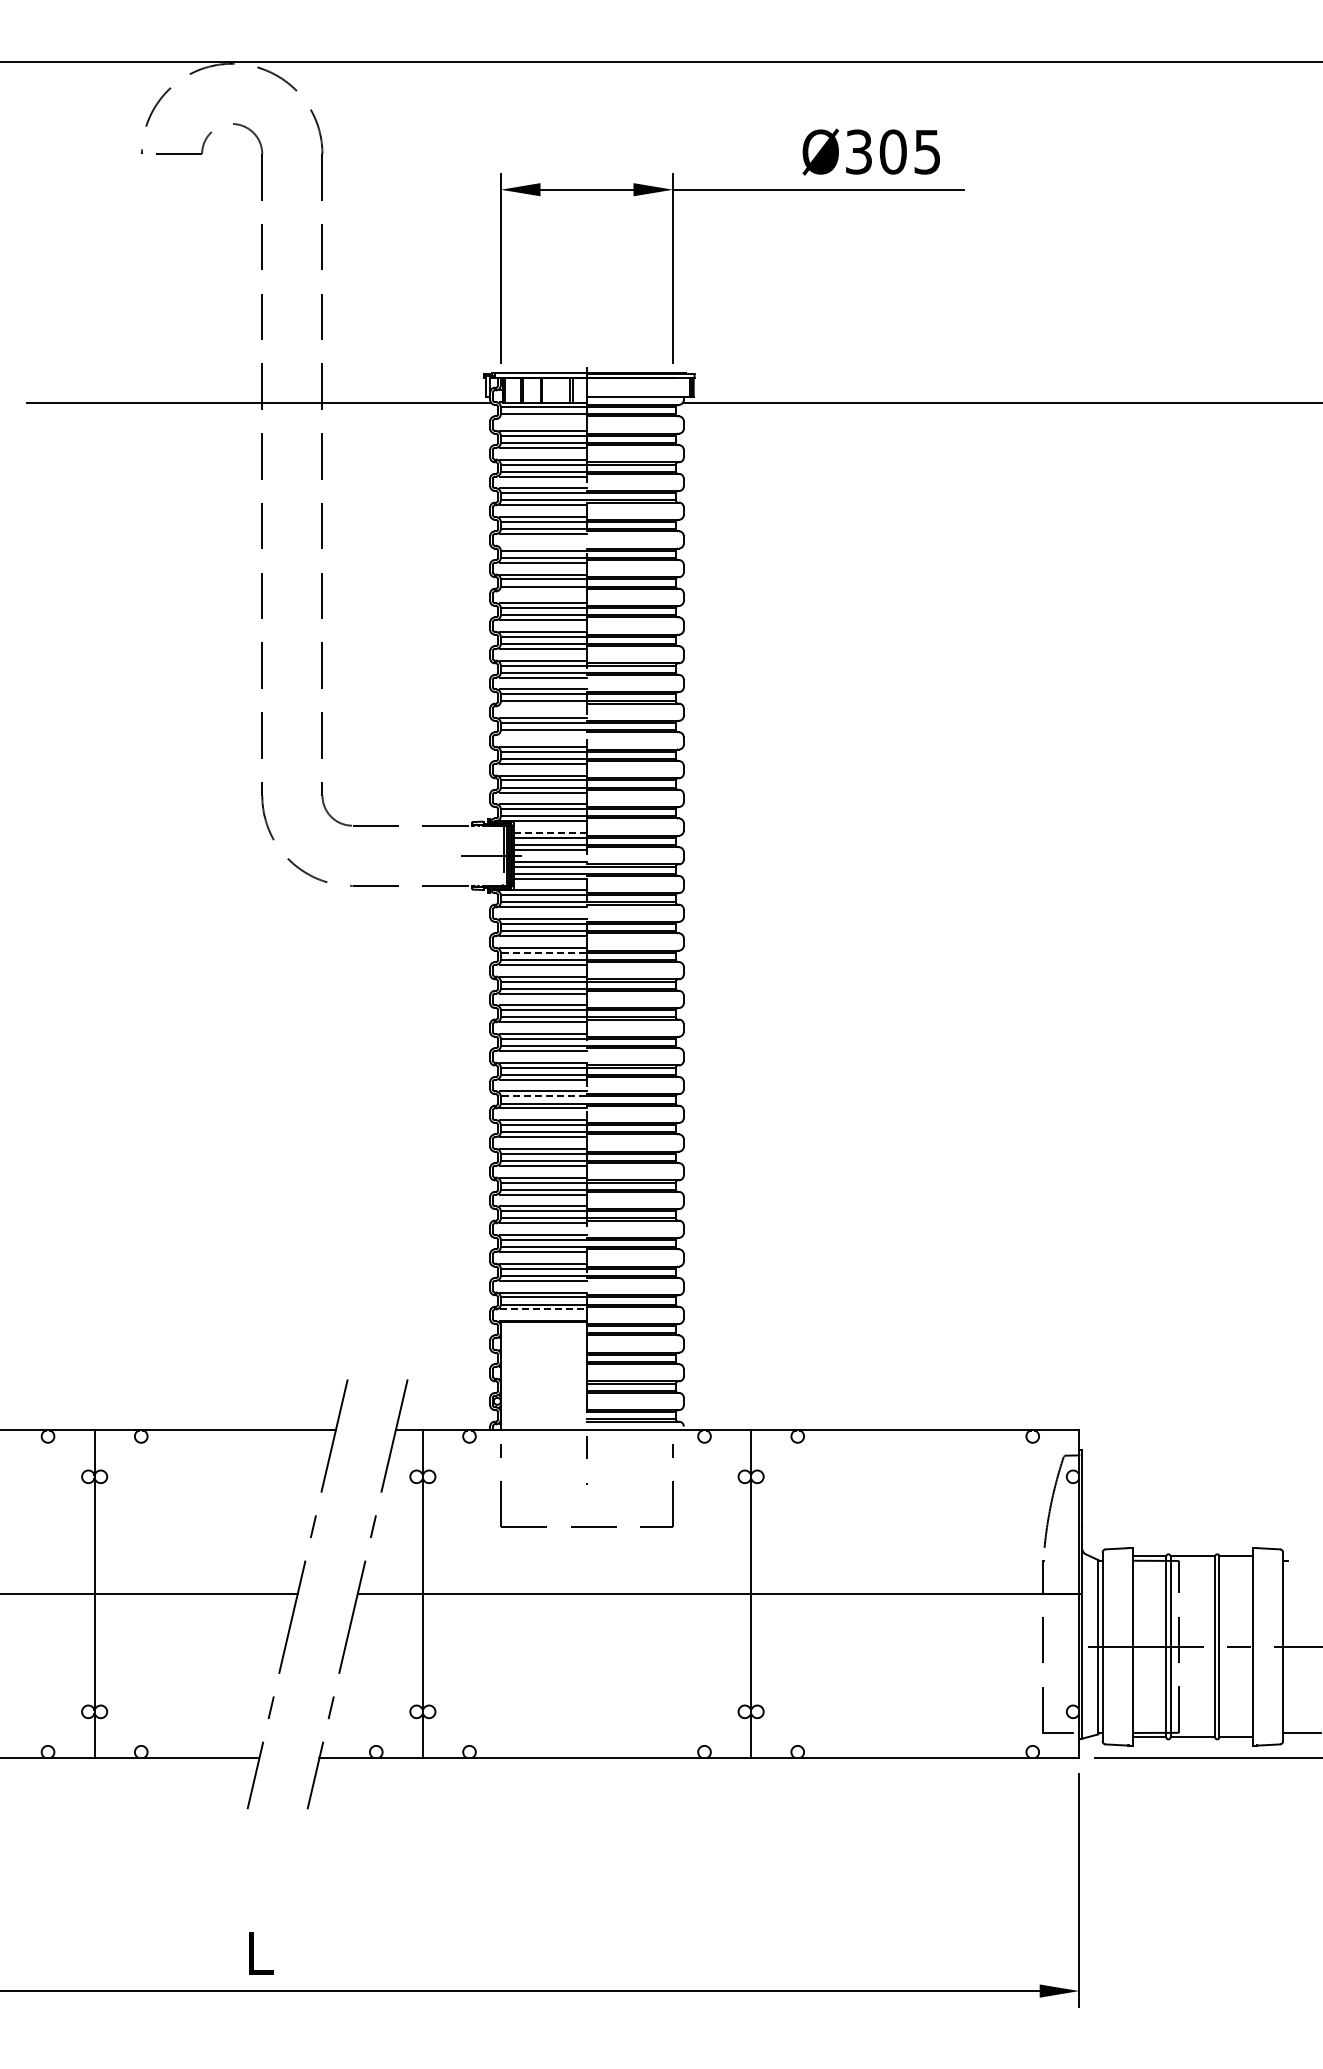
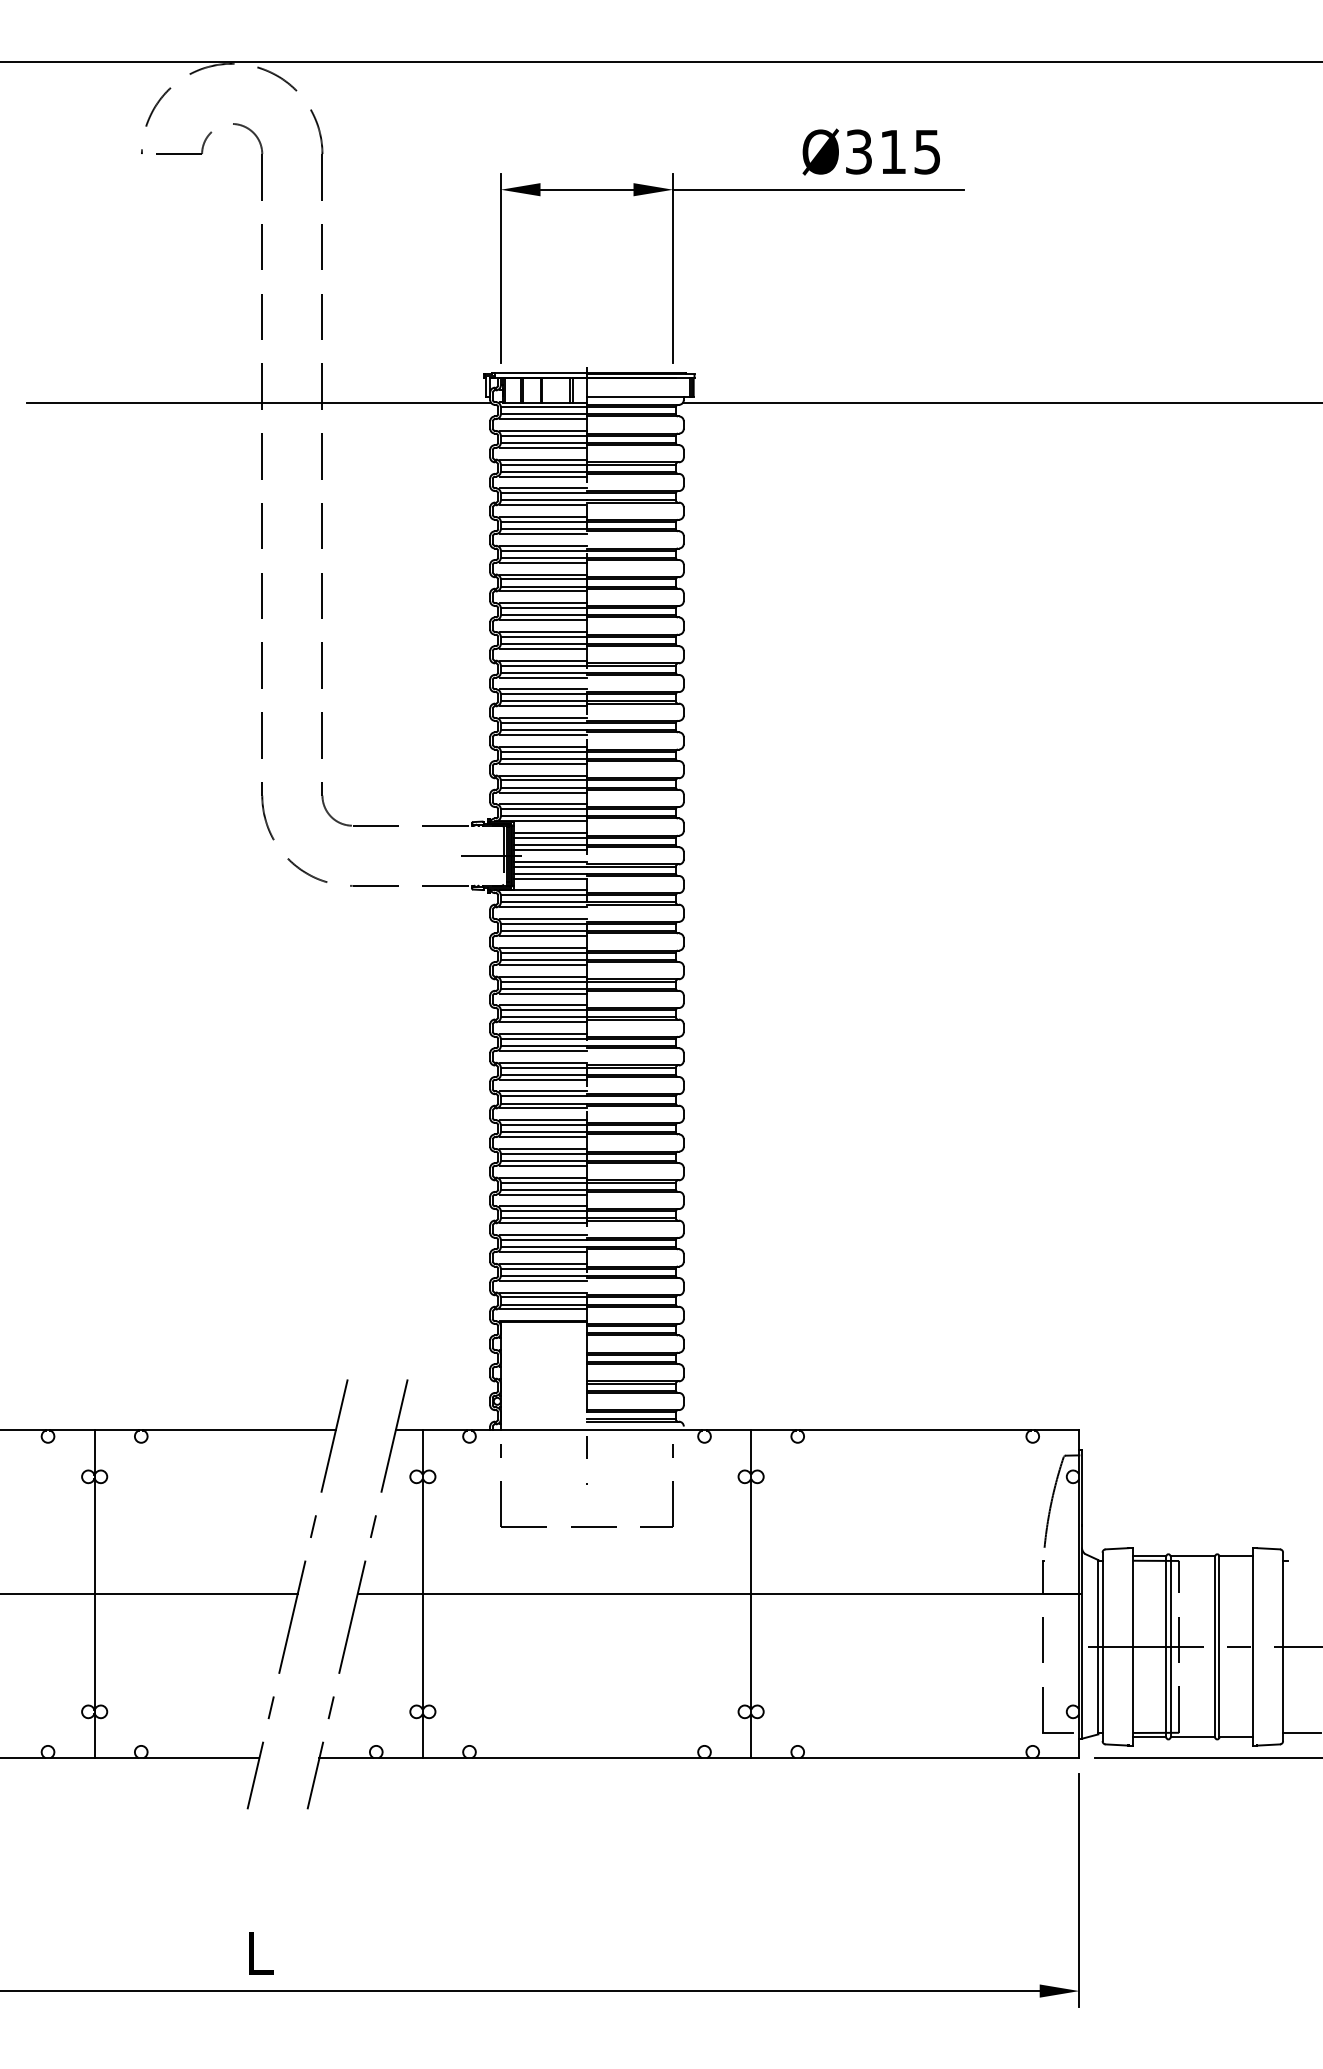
text: Ø305 -> Ø315 (892, 151)
line: none -> present (543, 419)
line: none -> present (543, 545)
line: none -> present (543, 591)
line: none -> present (543, 706)
line: none -> present (543, 735)
line: dashed -> solid (551, 832)
line: dashed -> solid (545, 952)
line: dashed -> solid (545, 1096)
line: dashed -> solid (543, 1309)
